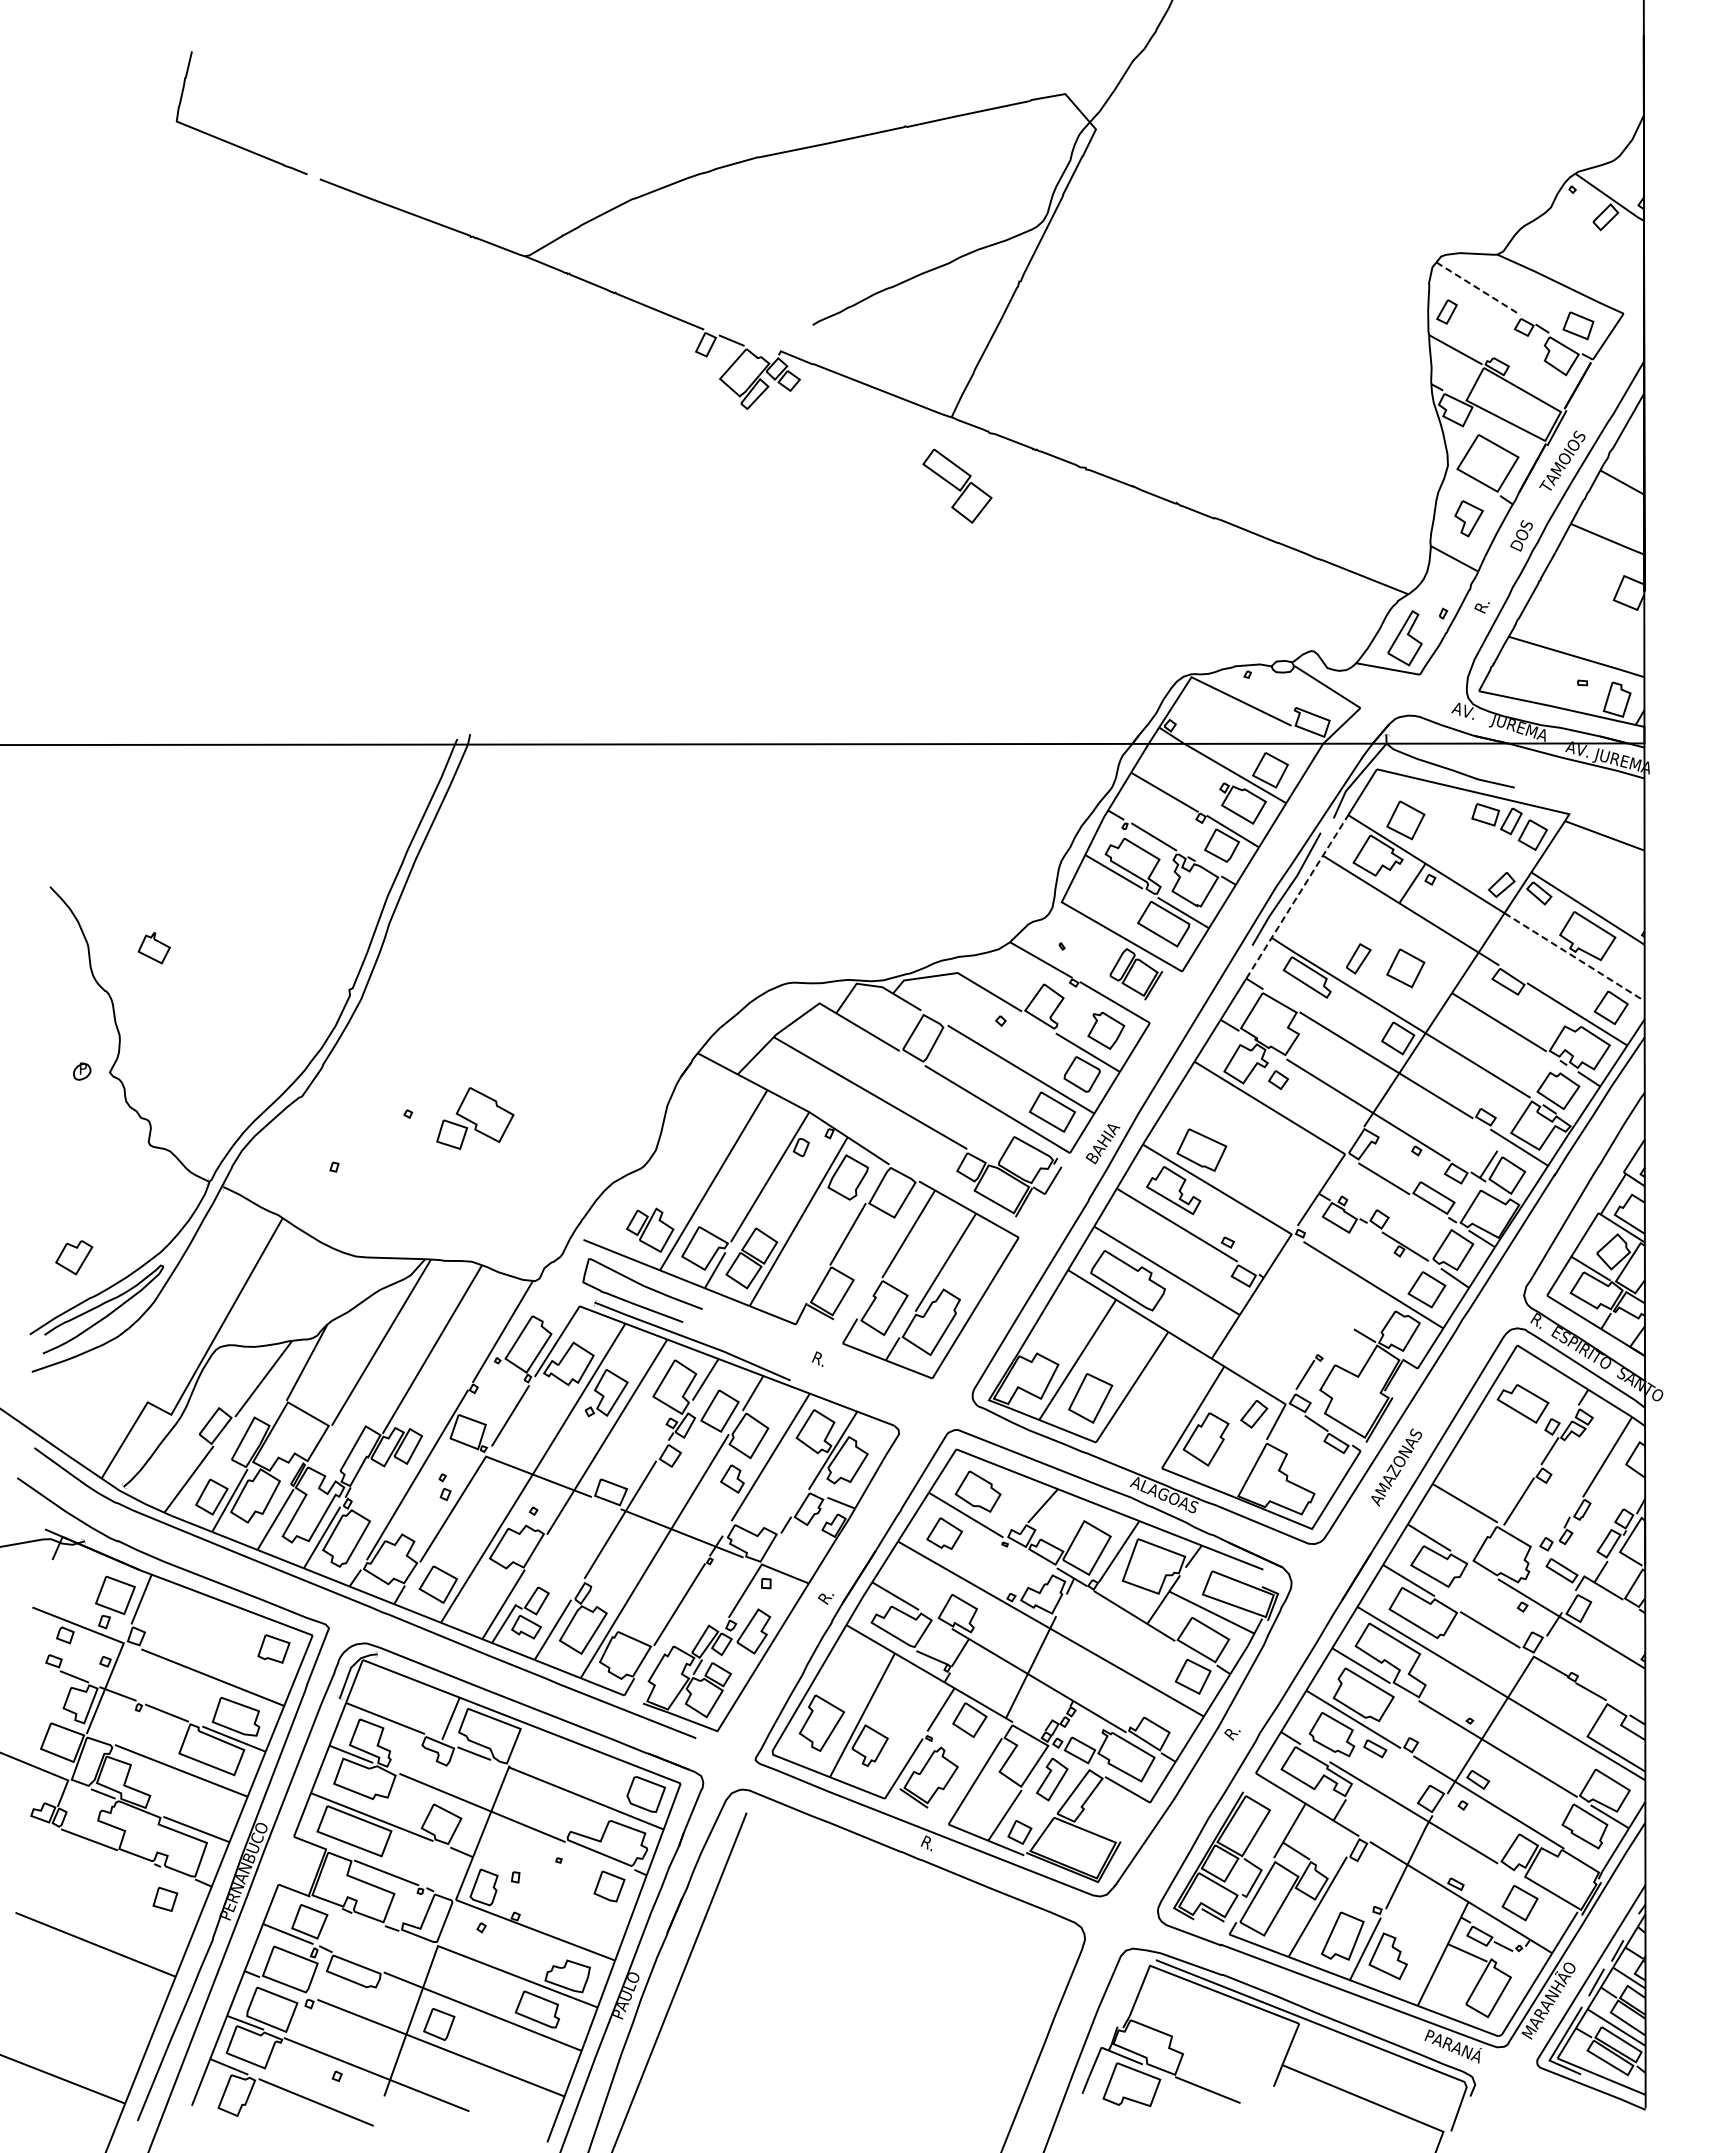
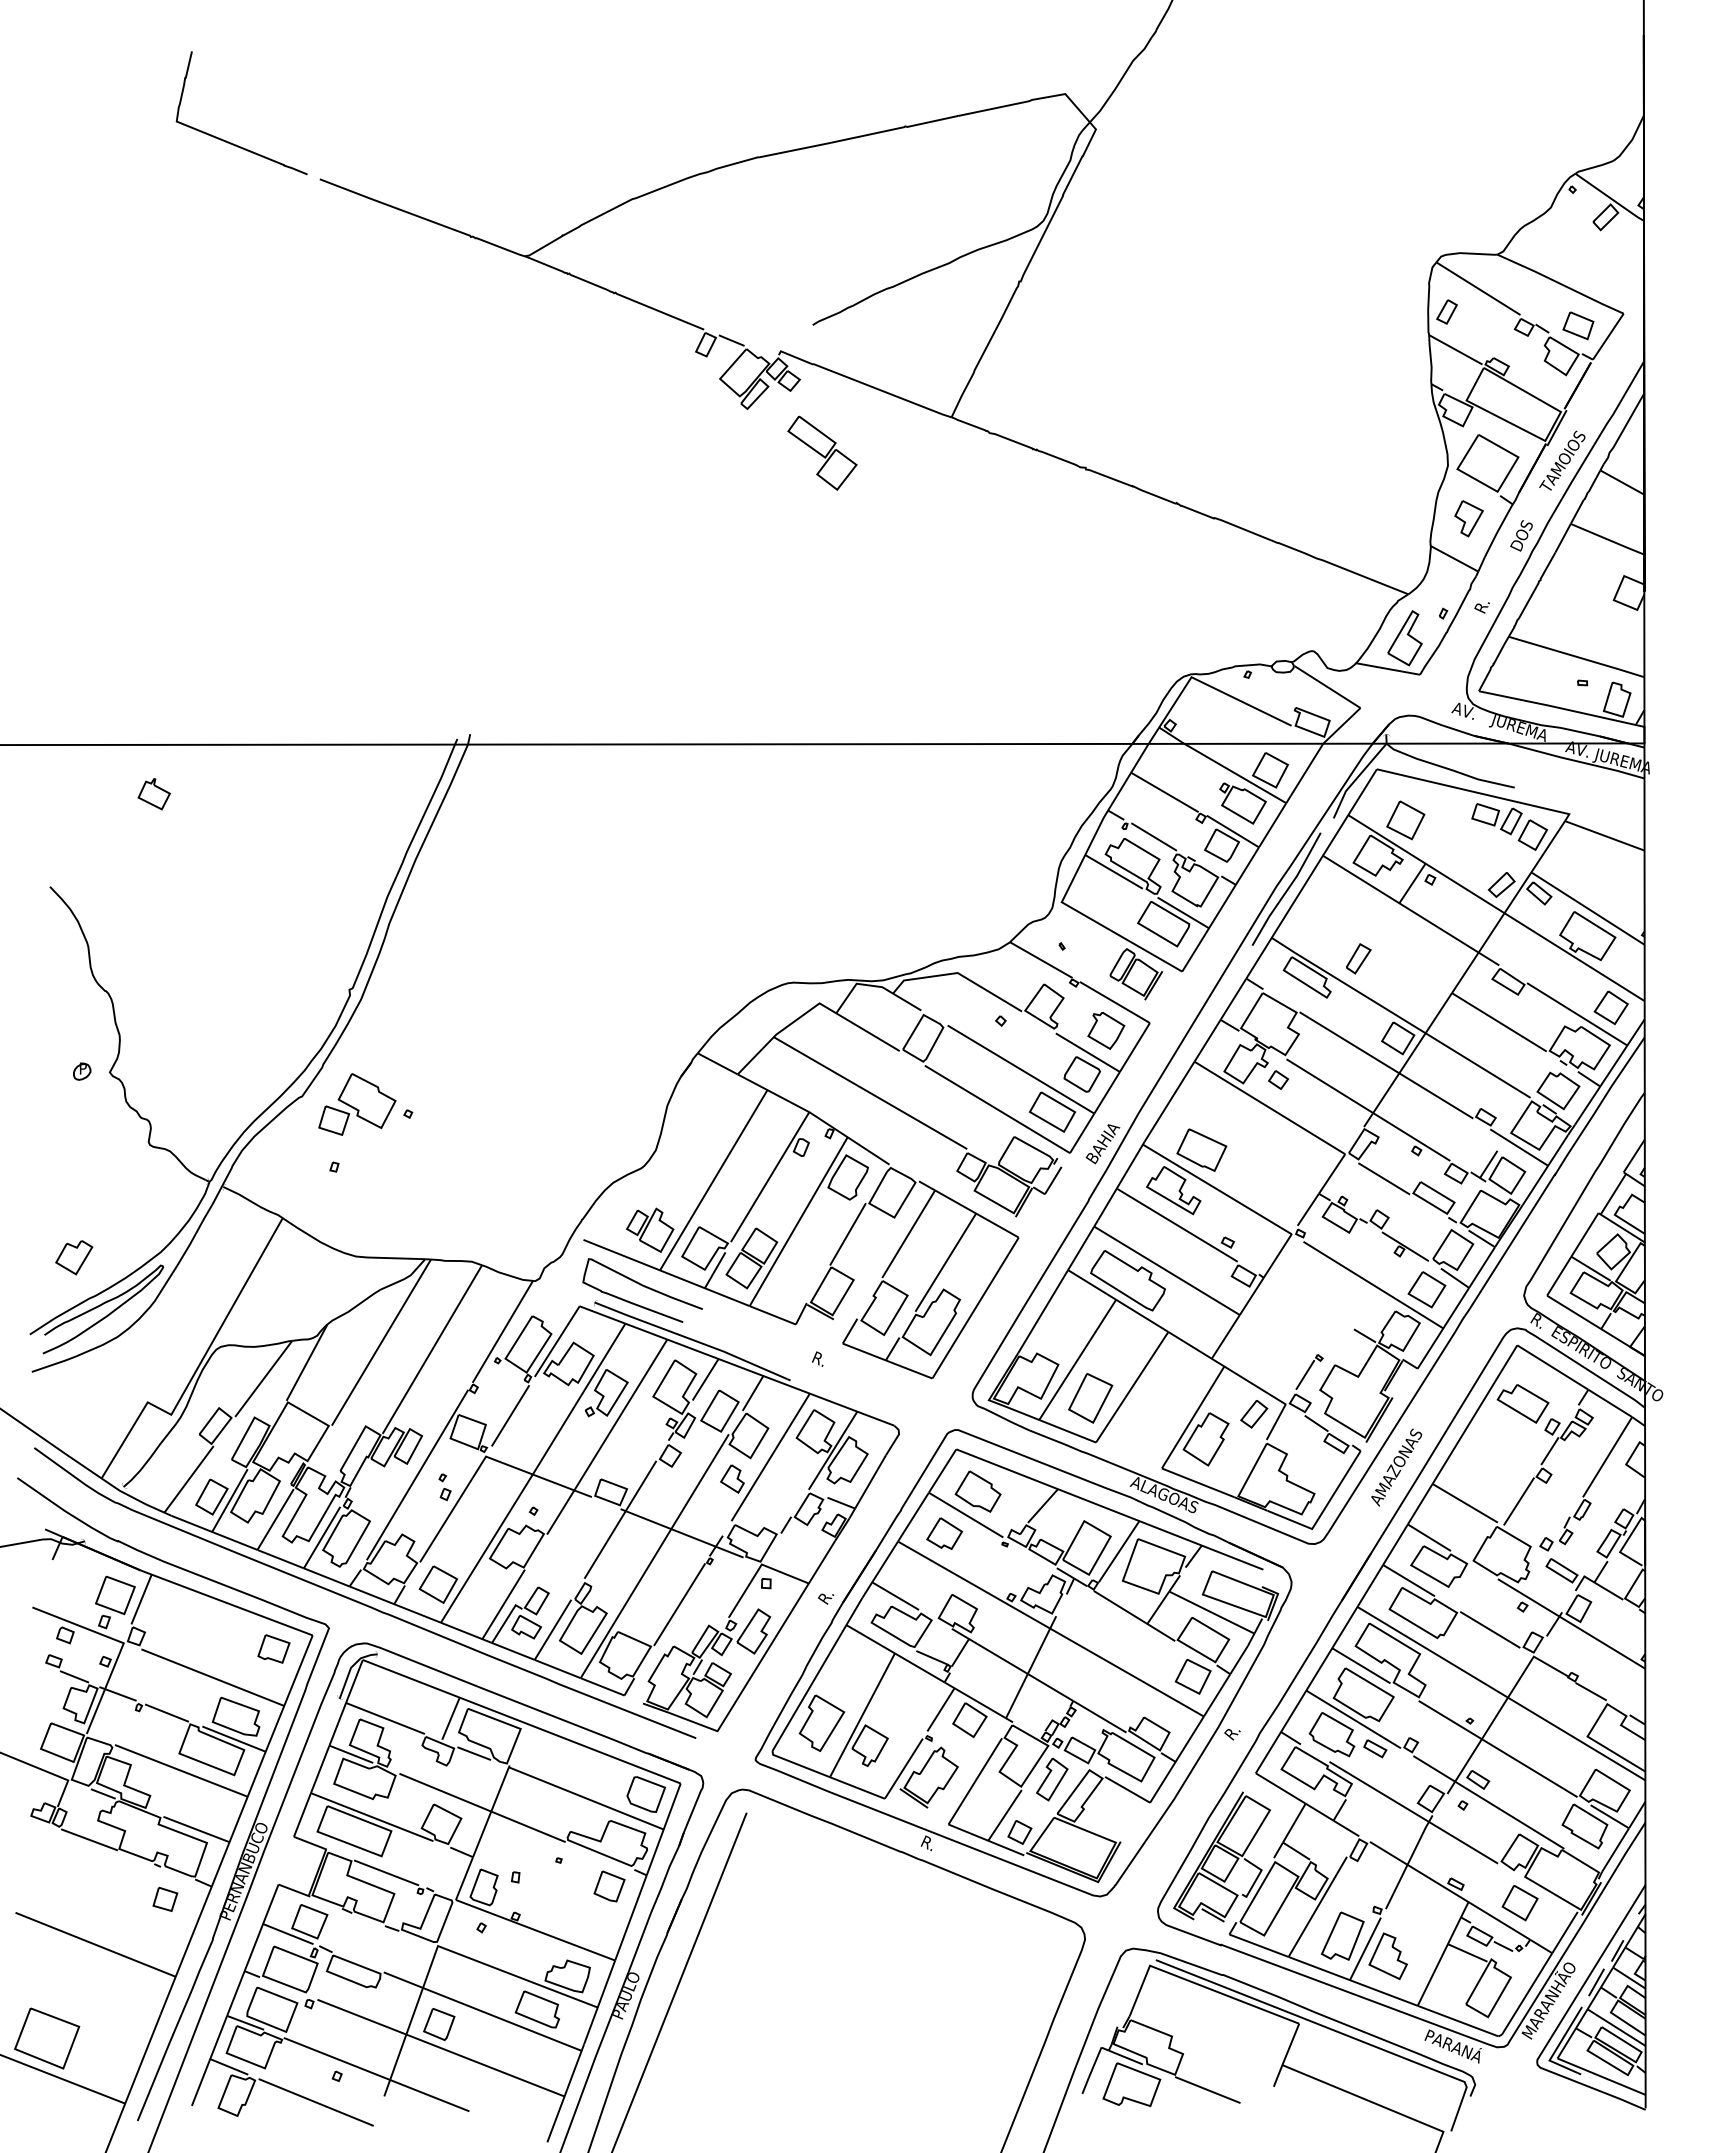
line: dashed -> solid (1478, 288)
part position: (957, 485) -> (822, 452) (822, 452)
line: dashed -> solid (1297, 896)
part position: (153, 948) -> (153, 794) (153, 794)
line: dashed -> solid (1574, 957)
part: present -> none (1405, 968)
part position: (475, 1118) -> (357, 1104) (357, 1104)
part: none -> present (47, 2038)
